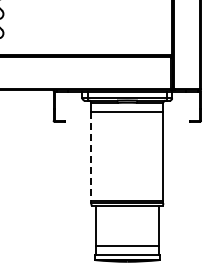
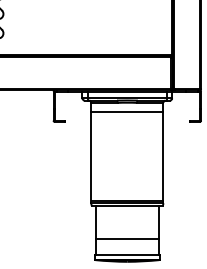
line: dashed -> solid (91, 157)
line position: (127, 245) -> (127, 238) (127, 238)
